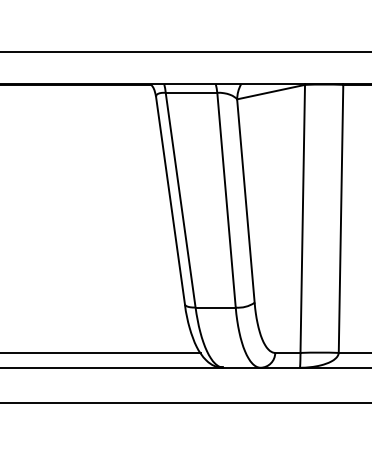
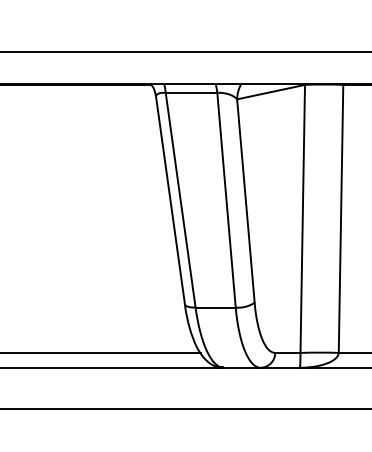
line position: (185, 403) -> (185, 409) (185, 409)
